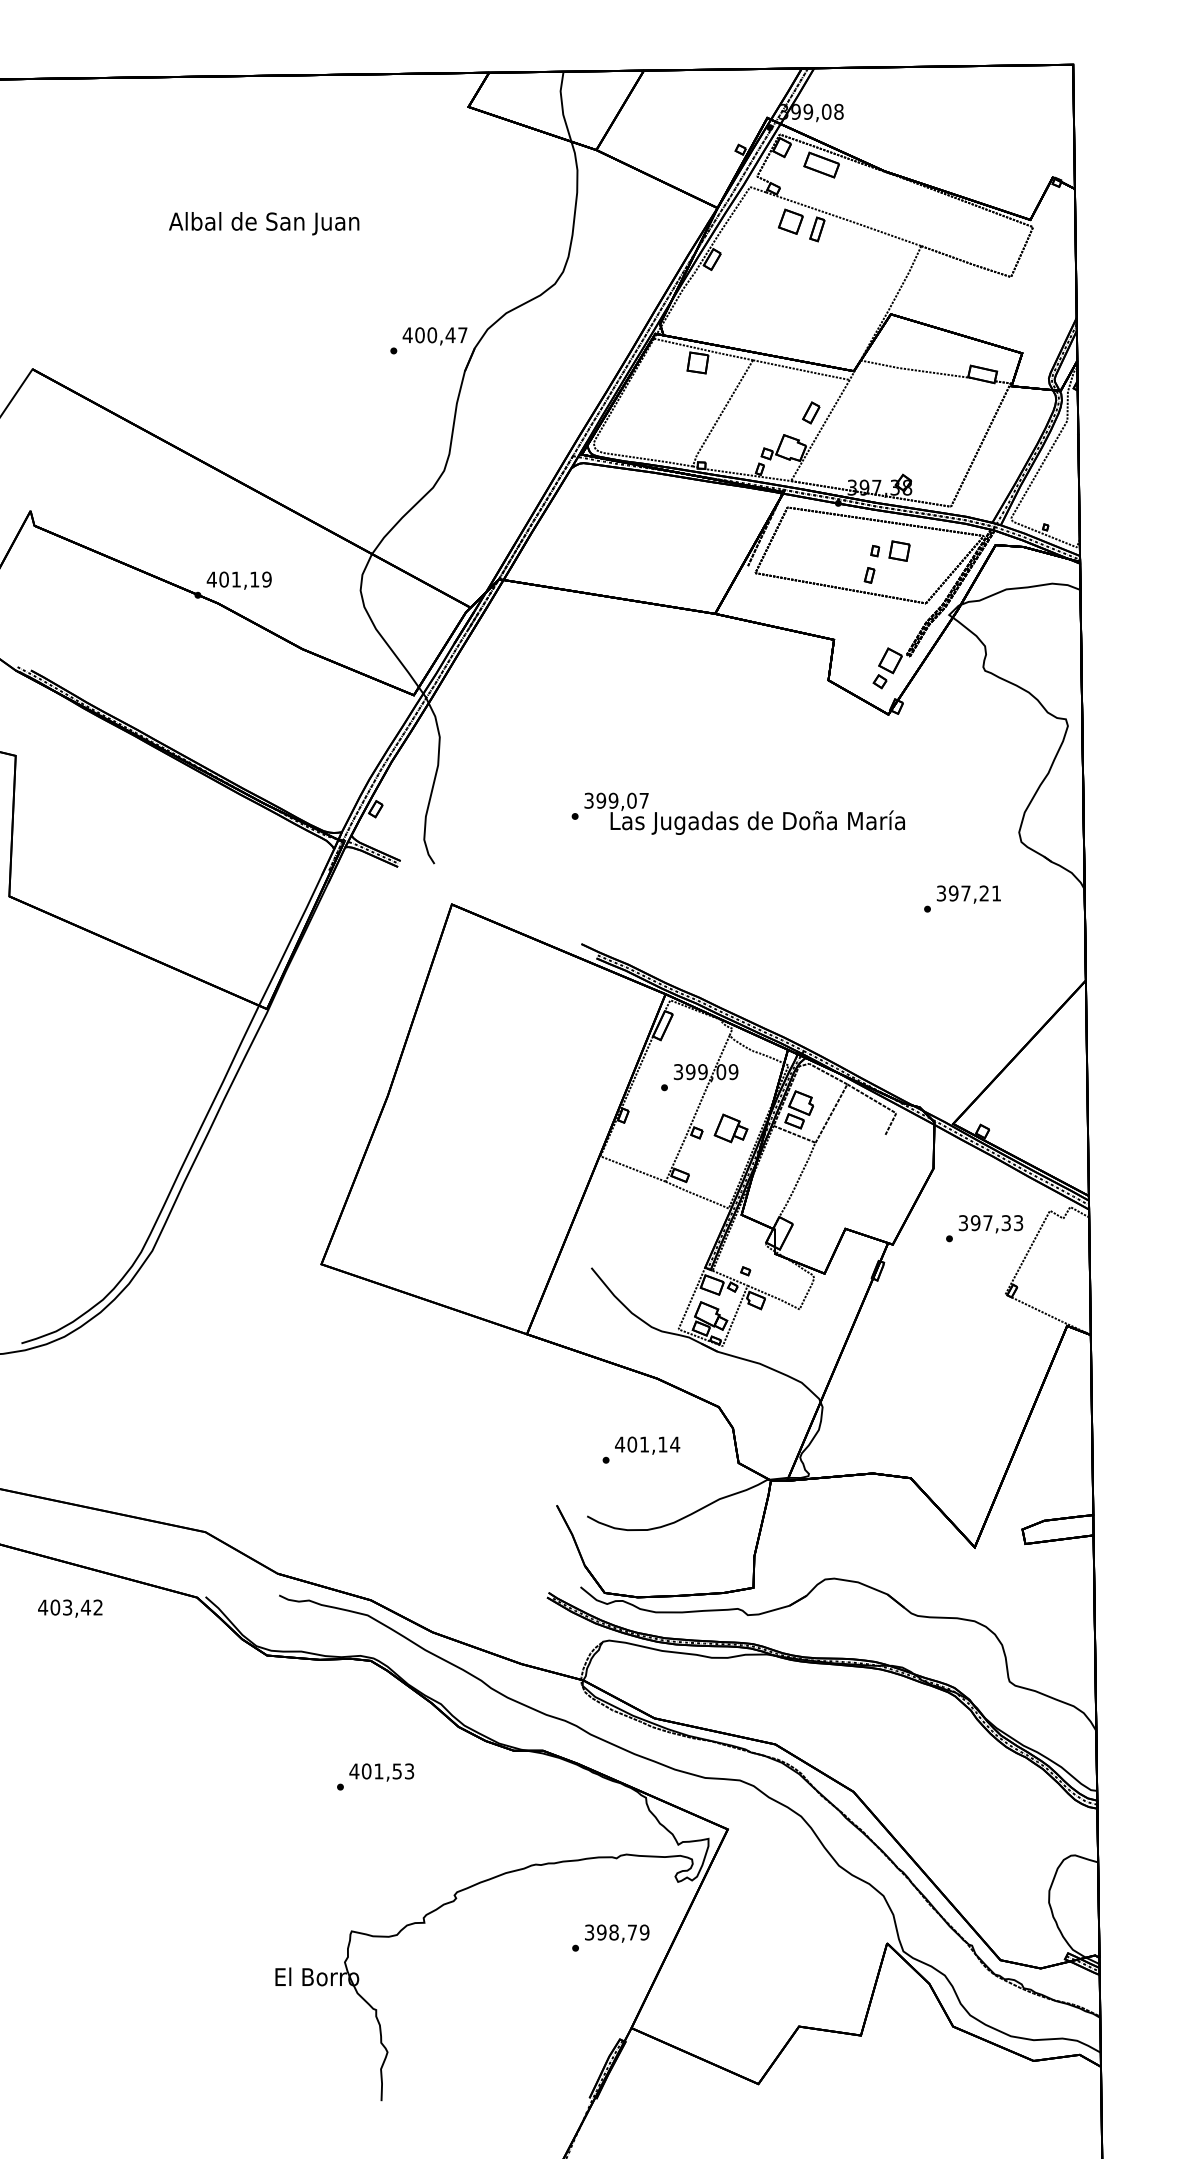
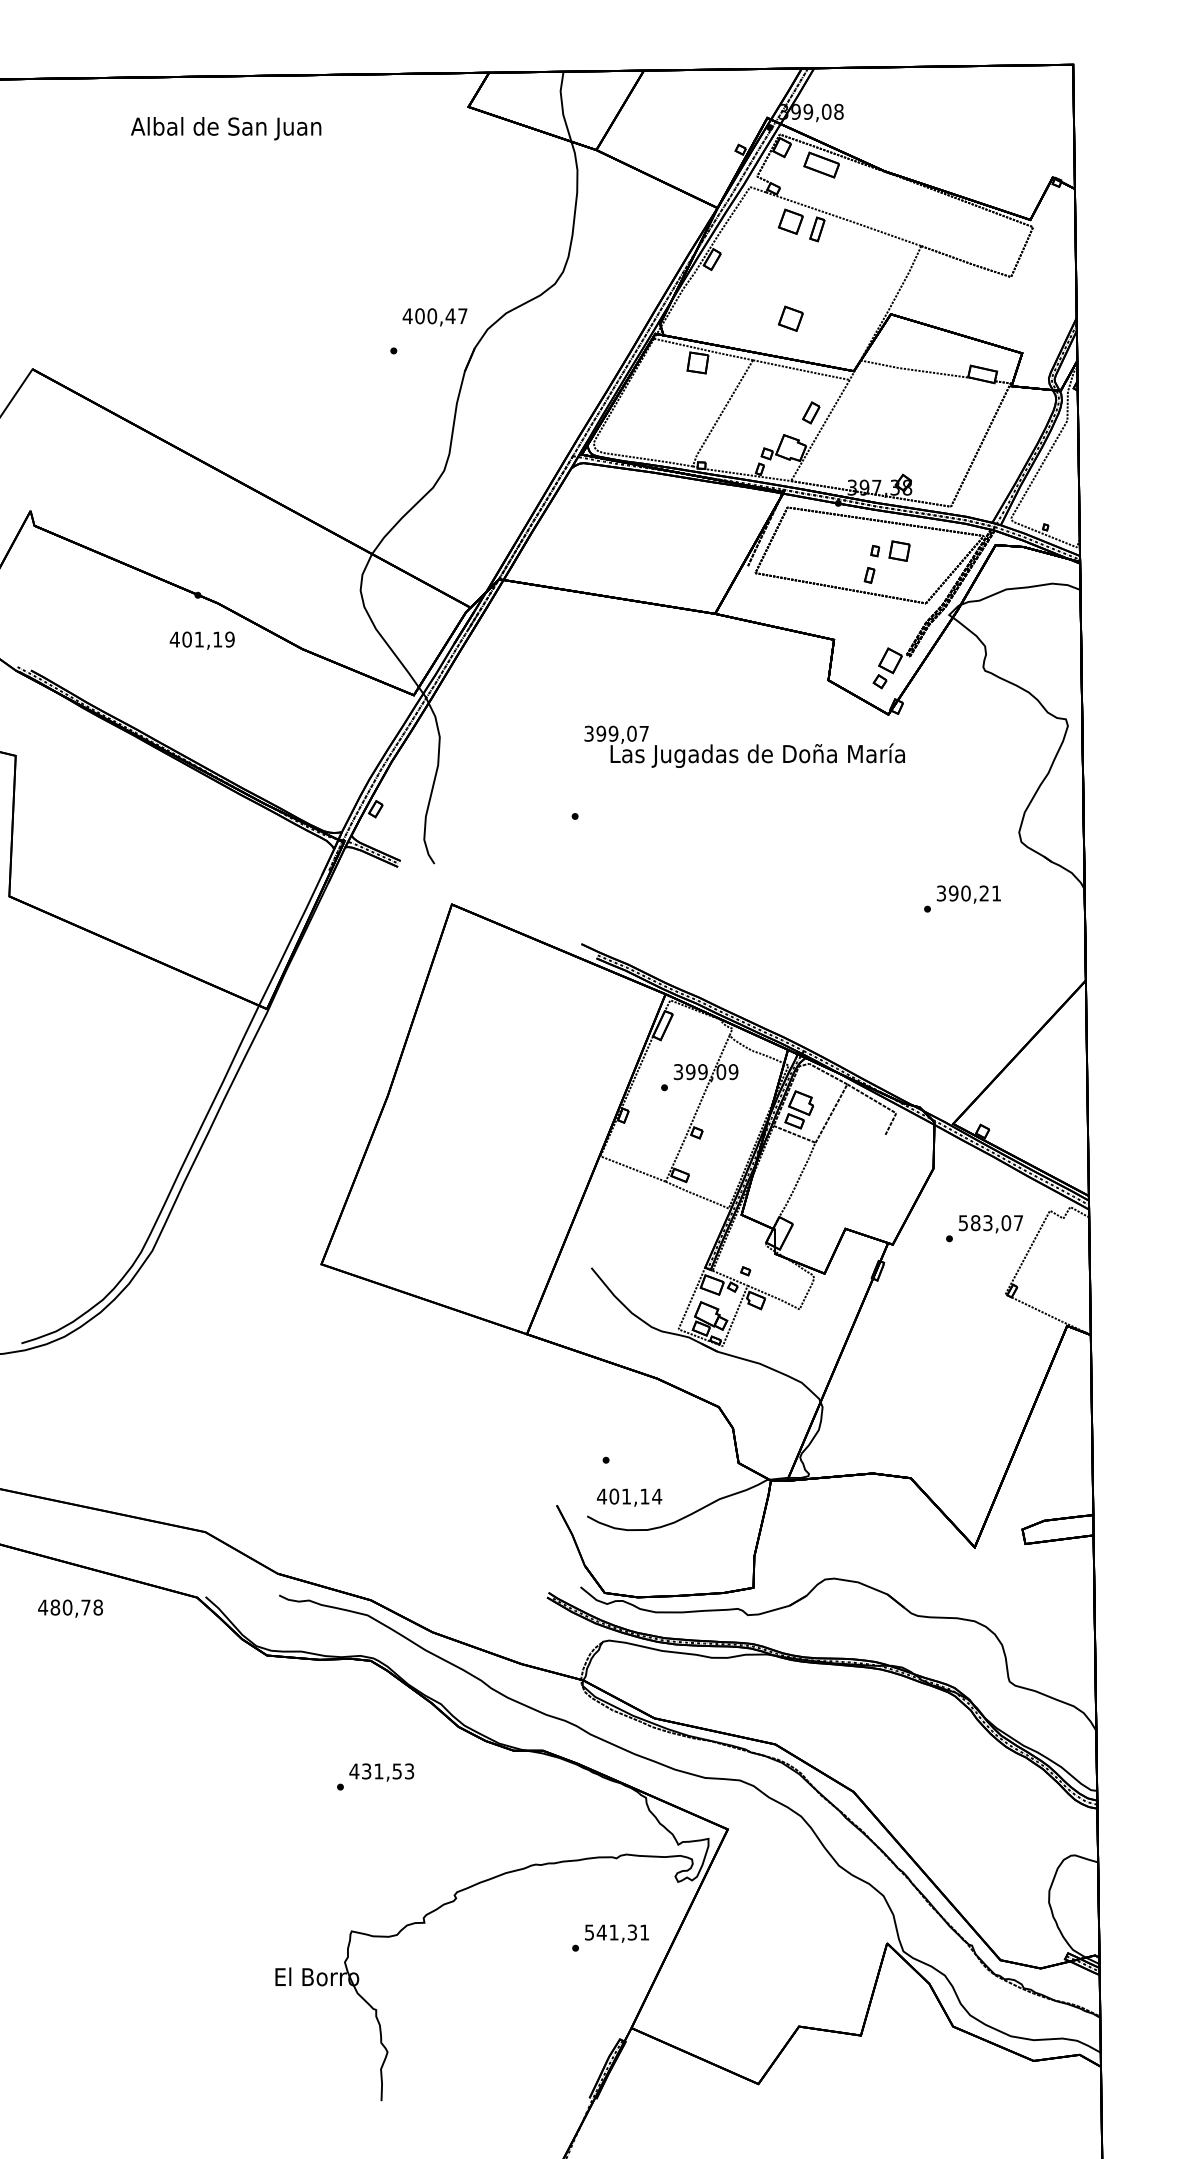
text position: (264, 223) -> (226, 128) (226, 128)
part: none -> present (790, 318)
text position: (434, 336) -> (434, 317) (434, 317)
text position: (238, 580) -> (201, 640) (201, 640)
text position: (744, 813) -> (744, 746) (744, 746)
text: 397,21 -> 390,21 (965, 893)
part: present -> none (730, 1128)
text: 397,33 -> 583,07 (991, 1223)
text position: (647, 1445) -> (629, 1497) (629, 1497)
text: 403,42 -> 480,78 (76, 1607)
text: 401,53 -> 431,53 (366, 1771)
text: 398,79 -> 541,31 (617, 1932)
